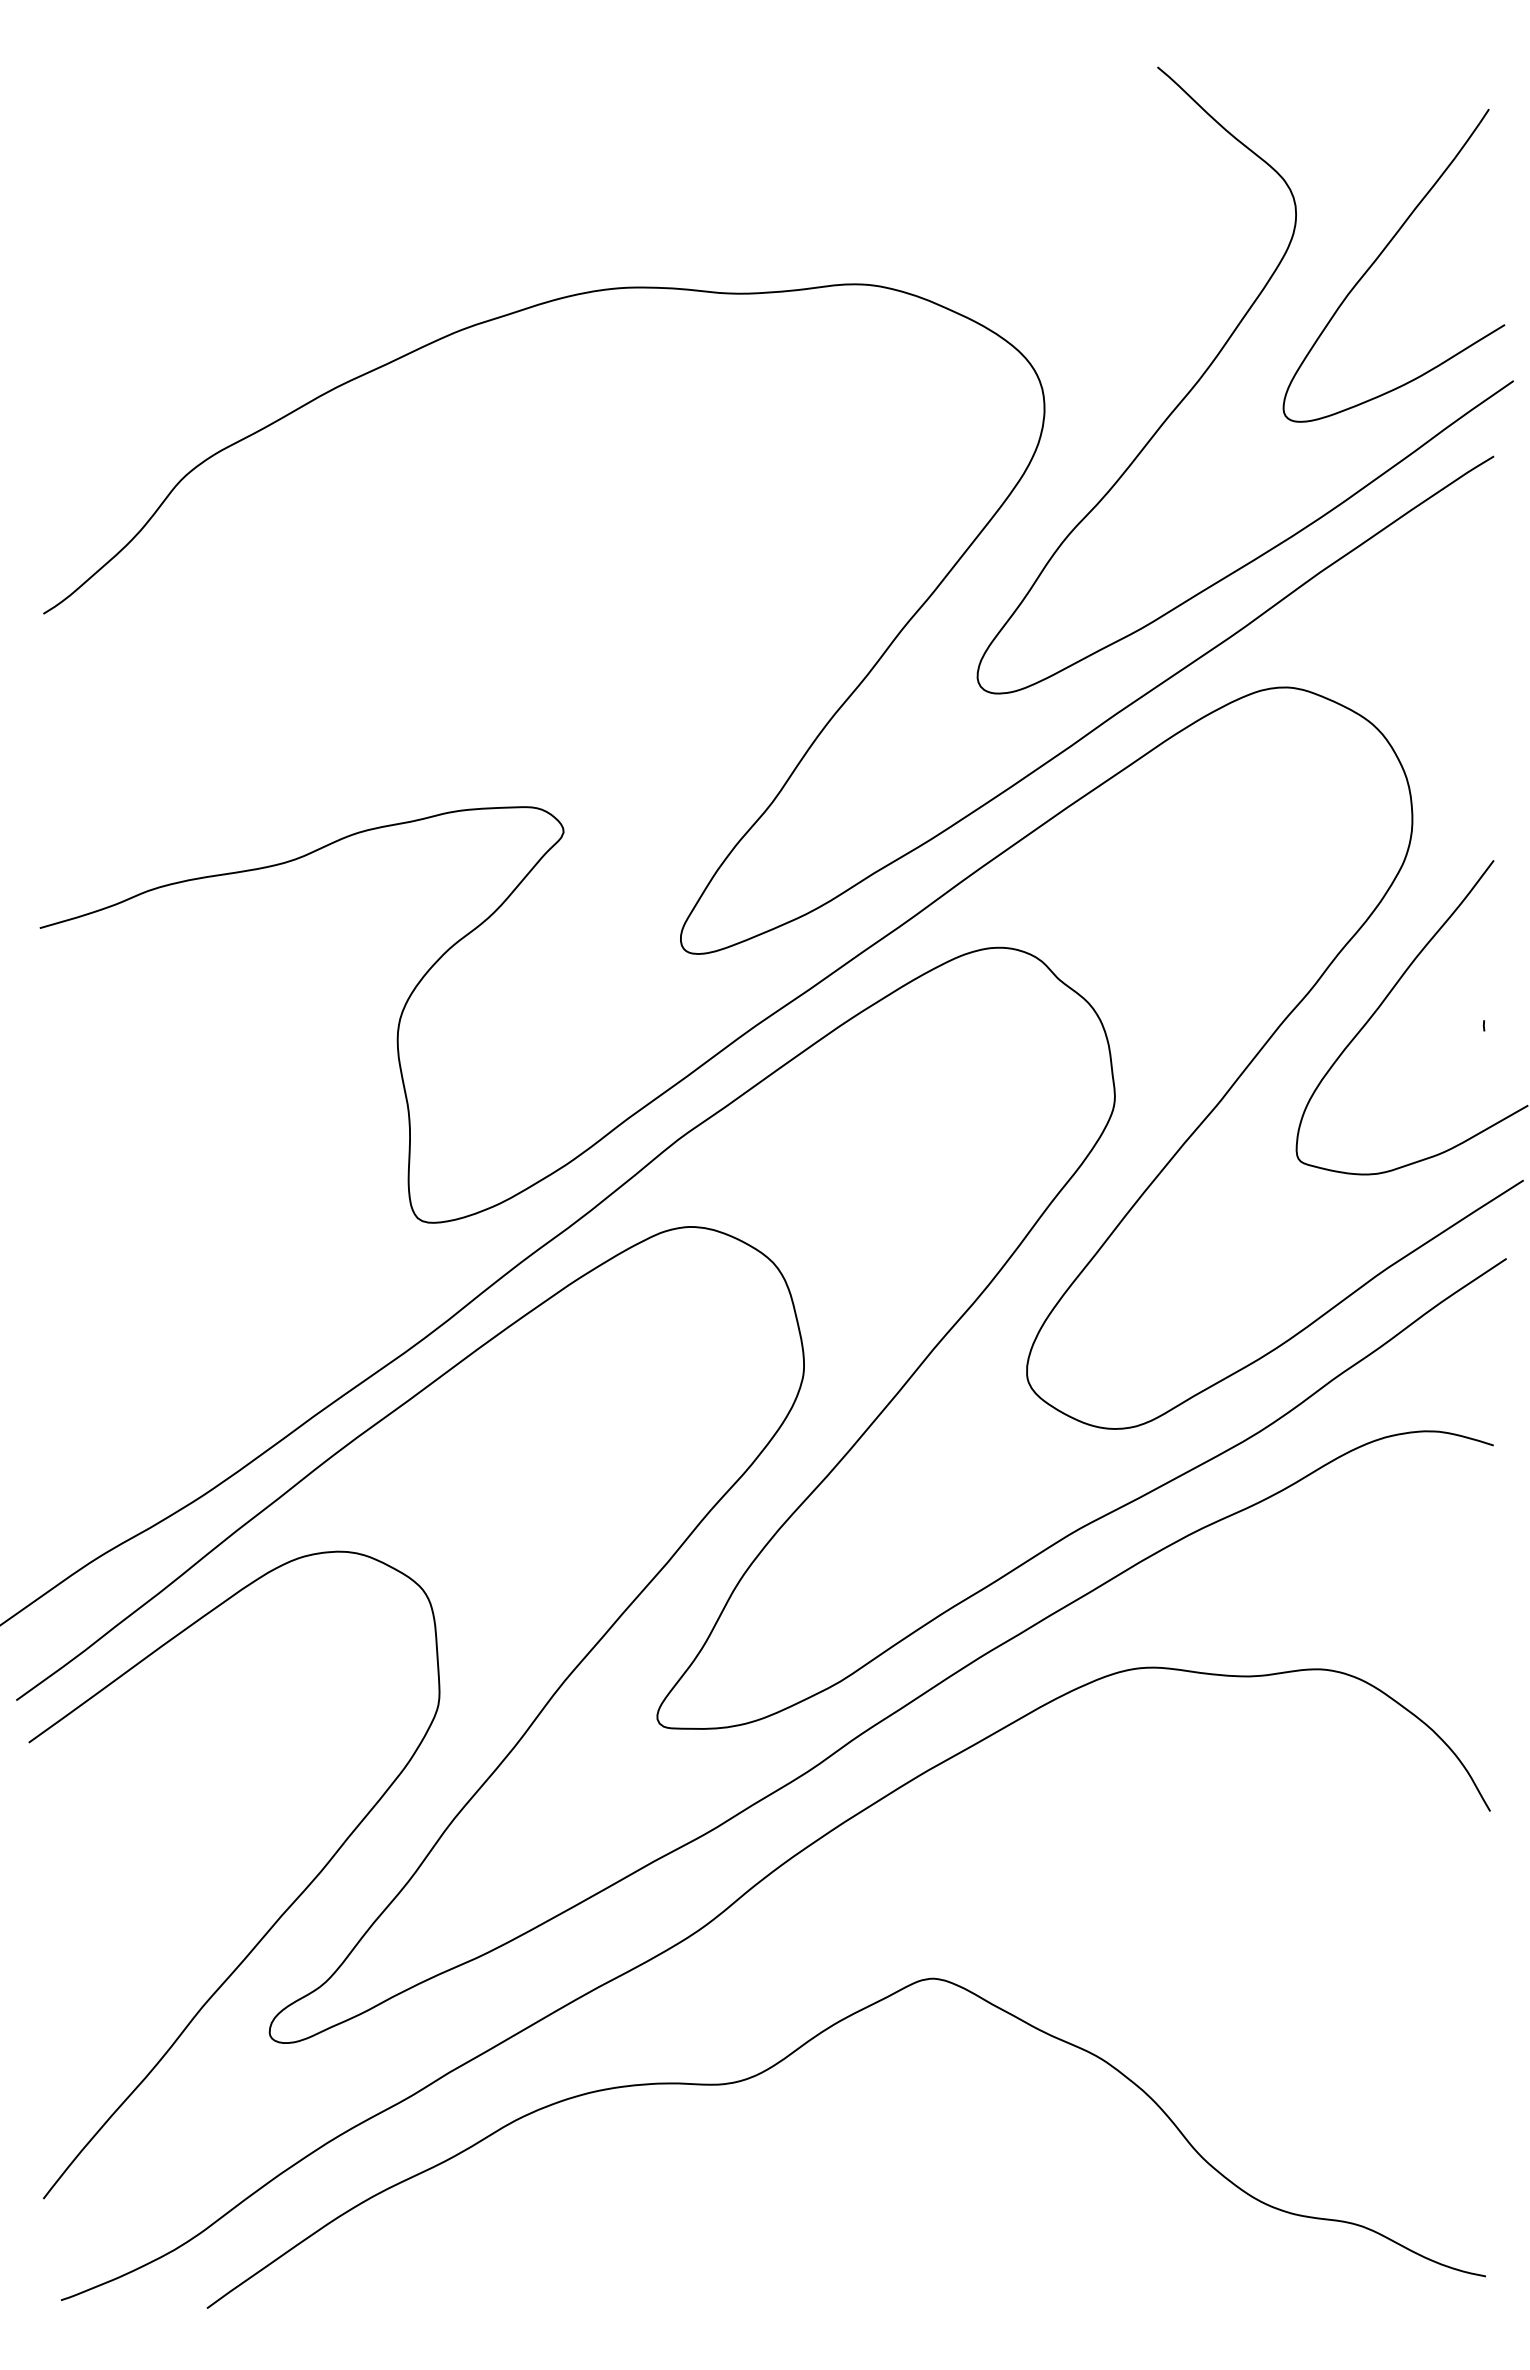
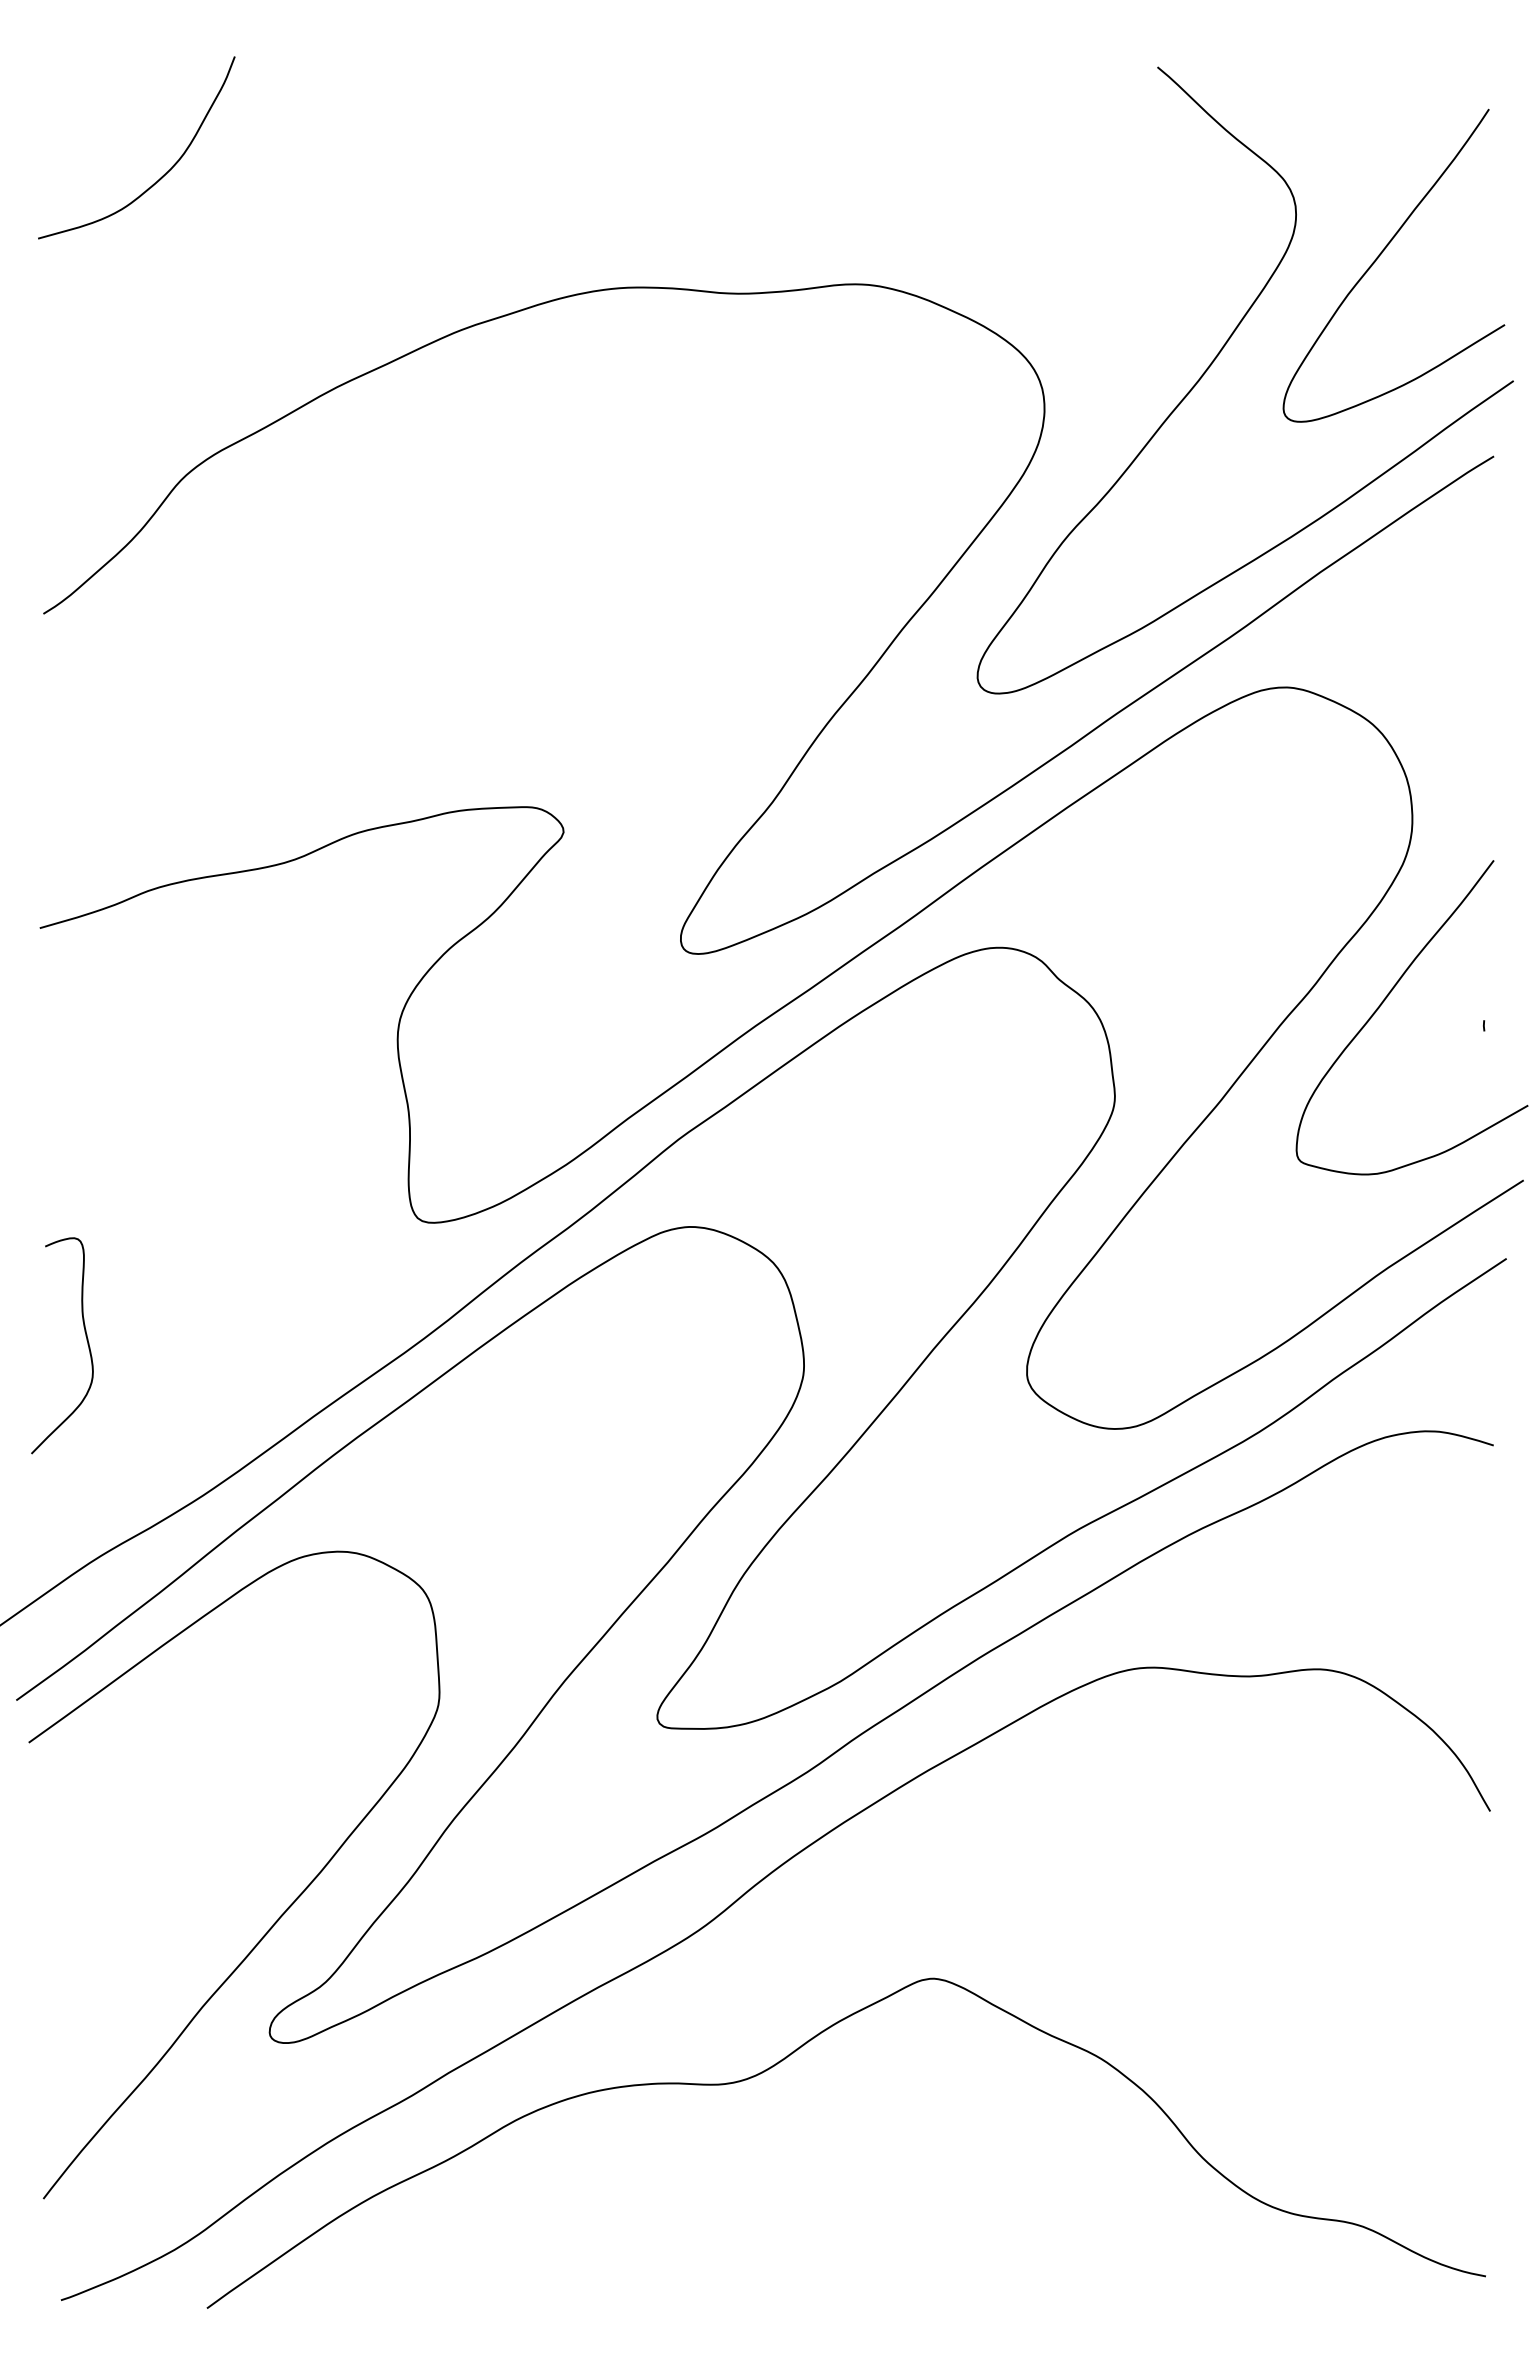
curve: none -> present (163, 174)
curve: none -> present (86, 1340)
